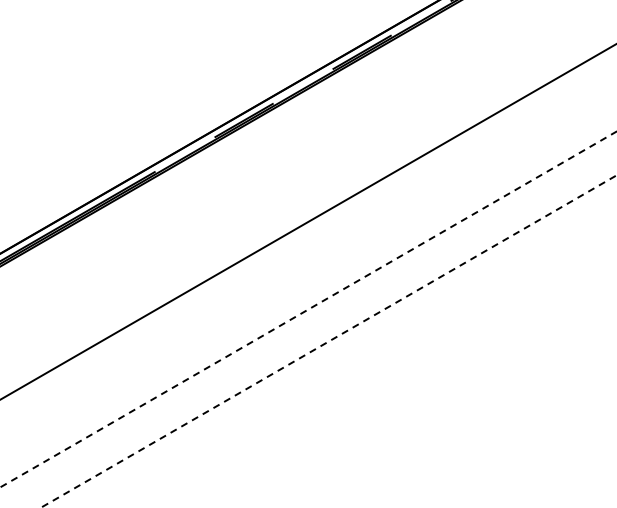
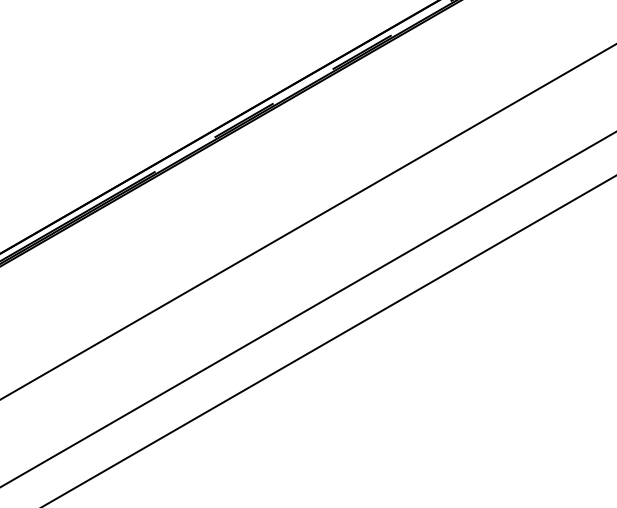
line: dashed -> solid (307, 309)
line: dashed -> solid (329, 341)
